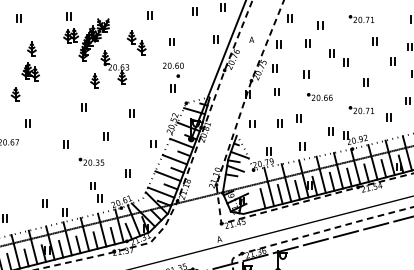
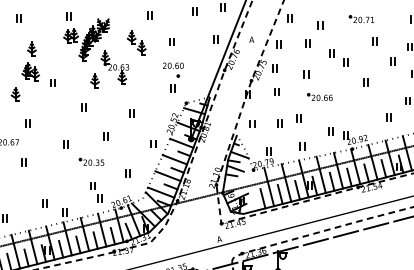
part: none -> present (52, 82)
part: present -> none (361, 109)
part: none -> present (23, 162)
